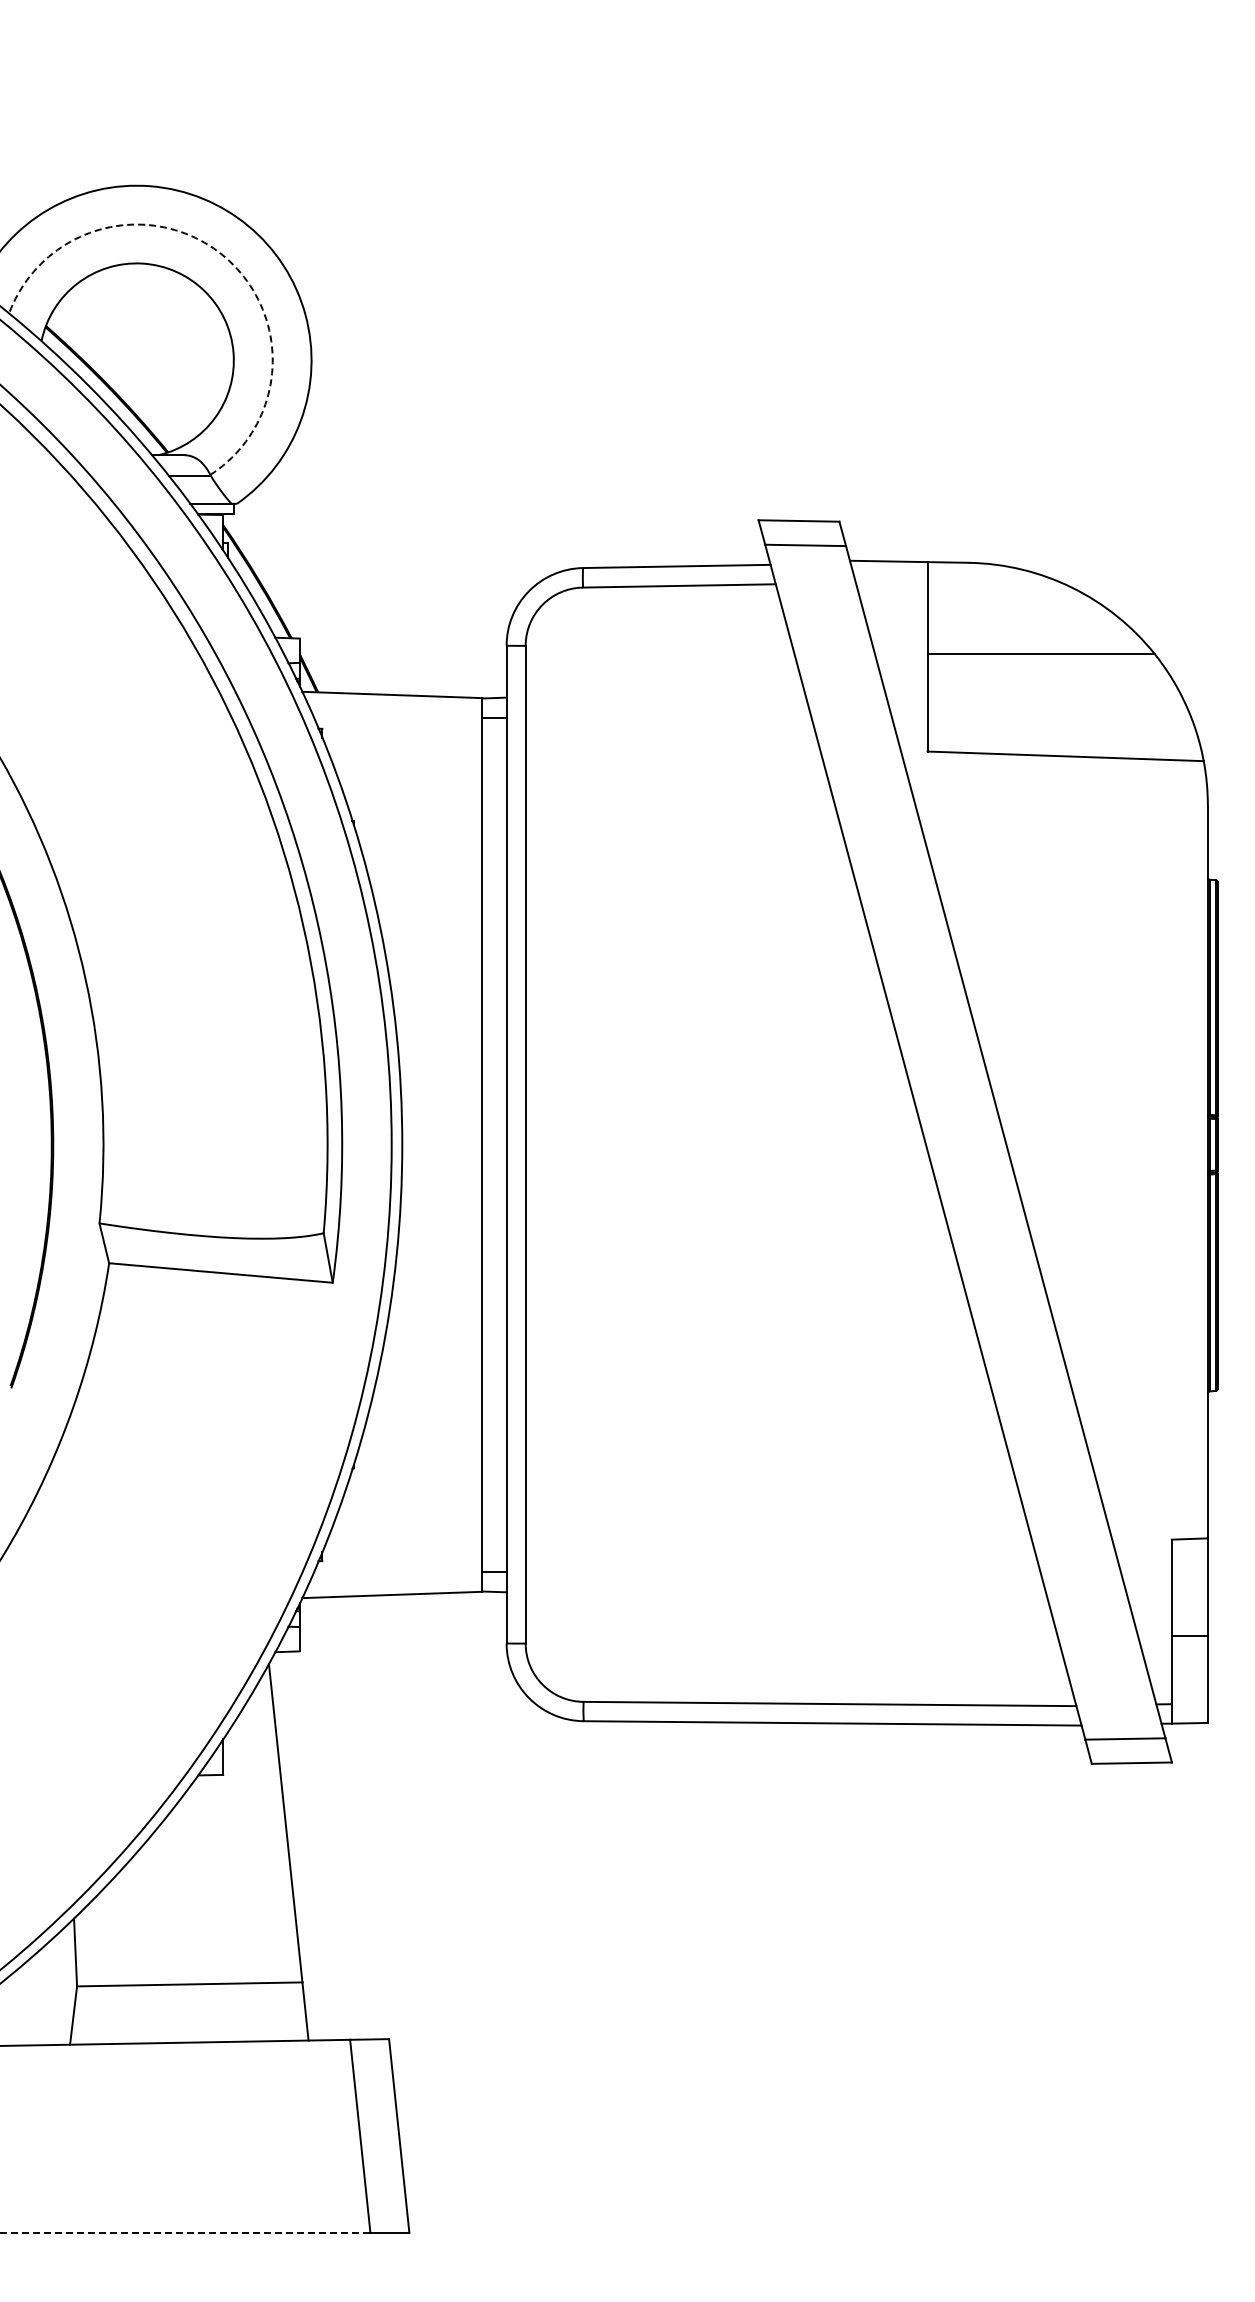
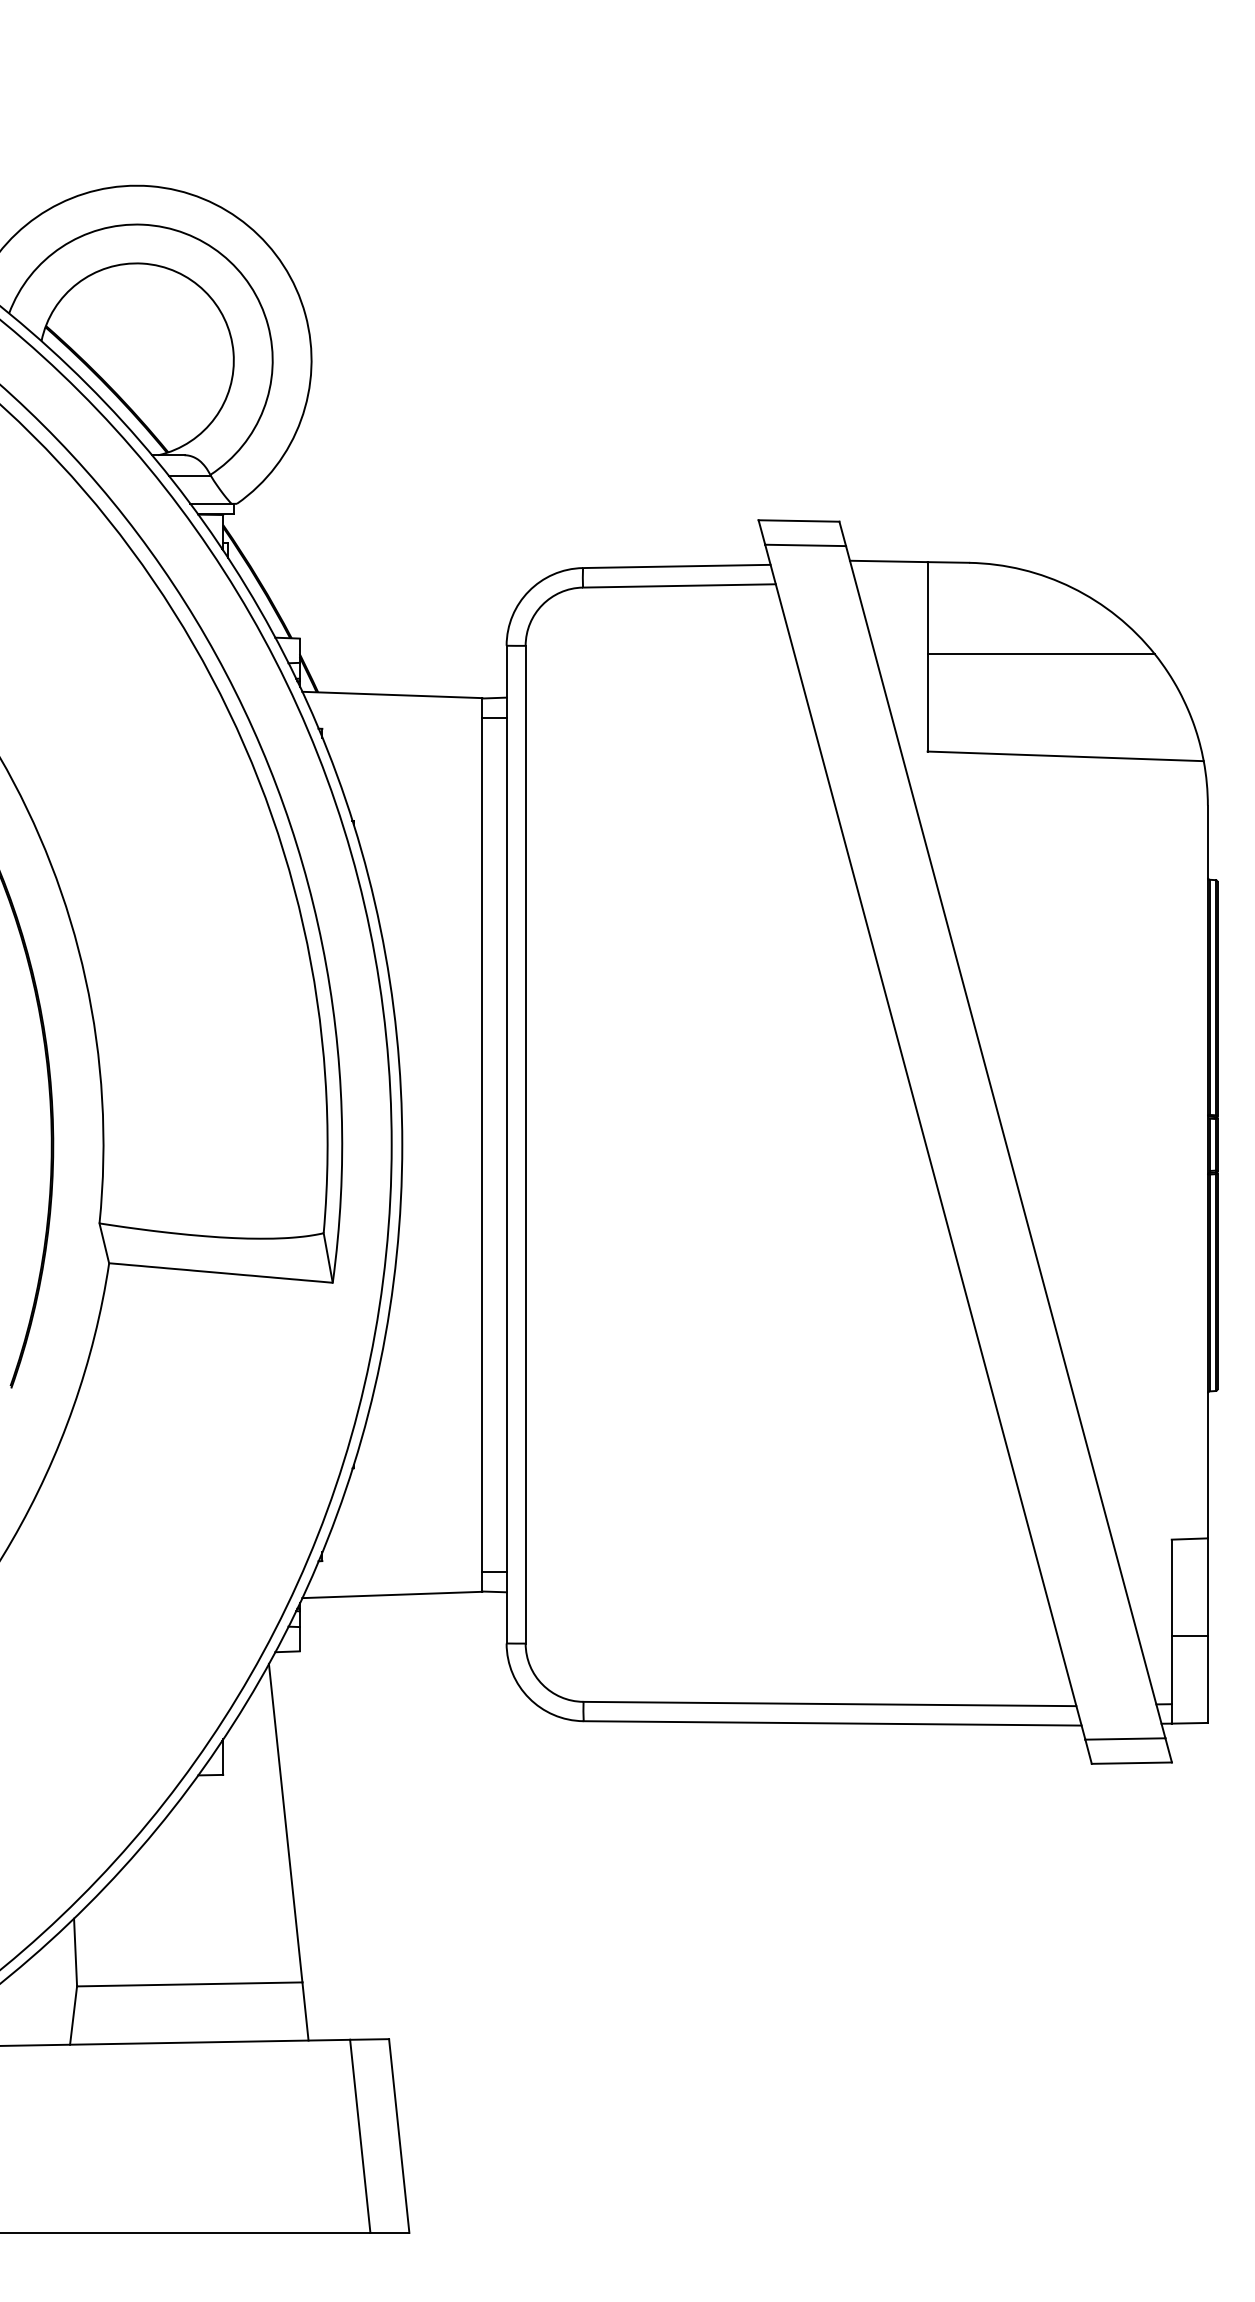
arc: dashed -> solid (221, 254)
line: dashed -> solid (184, 2232)
